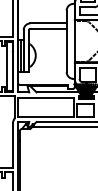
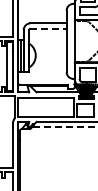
line: solid -> dashed (49, 28)
line: solid -> dashed (65, 126)
